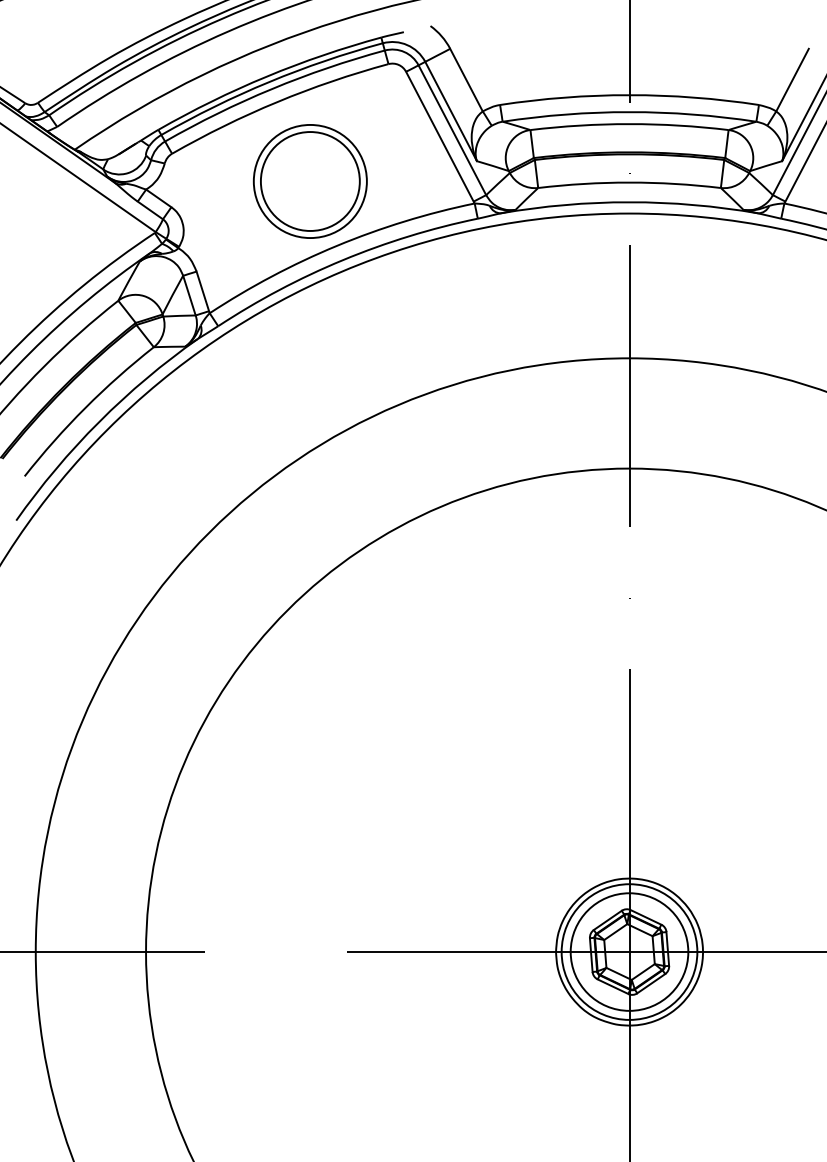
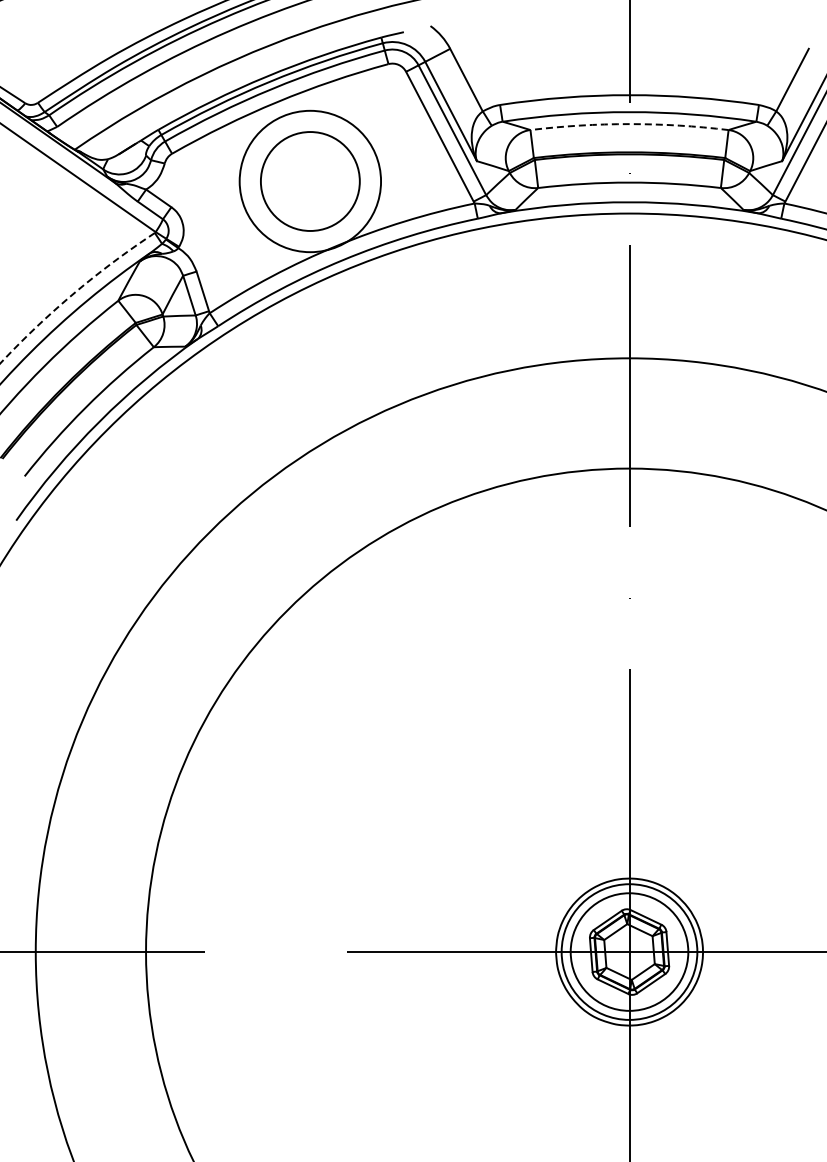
arc: solid -> dashed (629, 124)
circle diameter: 113 px -> 141 px (310, 181)
arc: solid -> dashed (73, 294)
